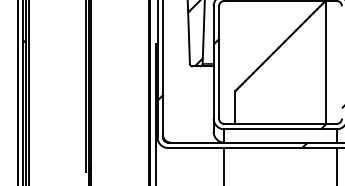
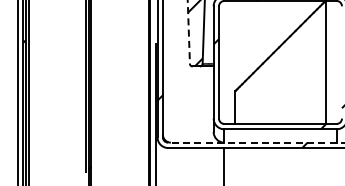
line: solid -> dashed (188, 32)
line: solid -> dashed (255, 142)
line: present -> none (337, 165)
